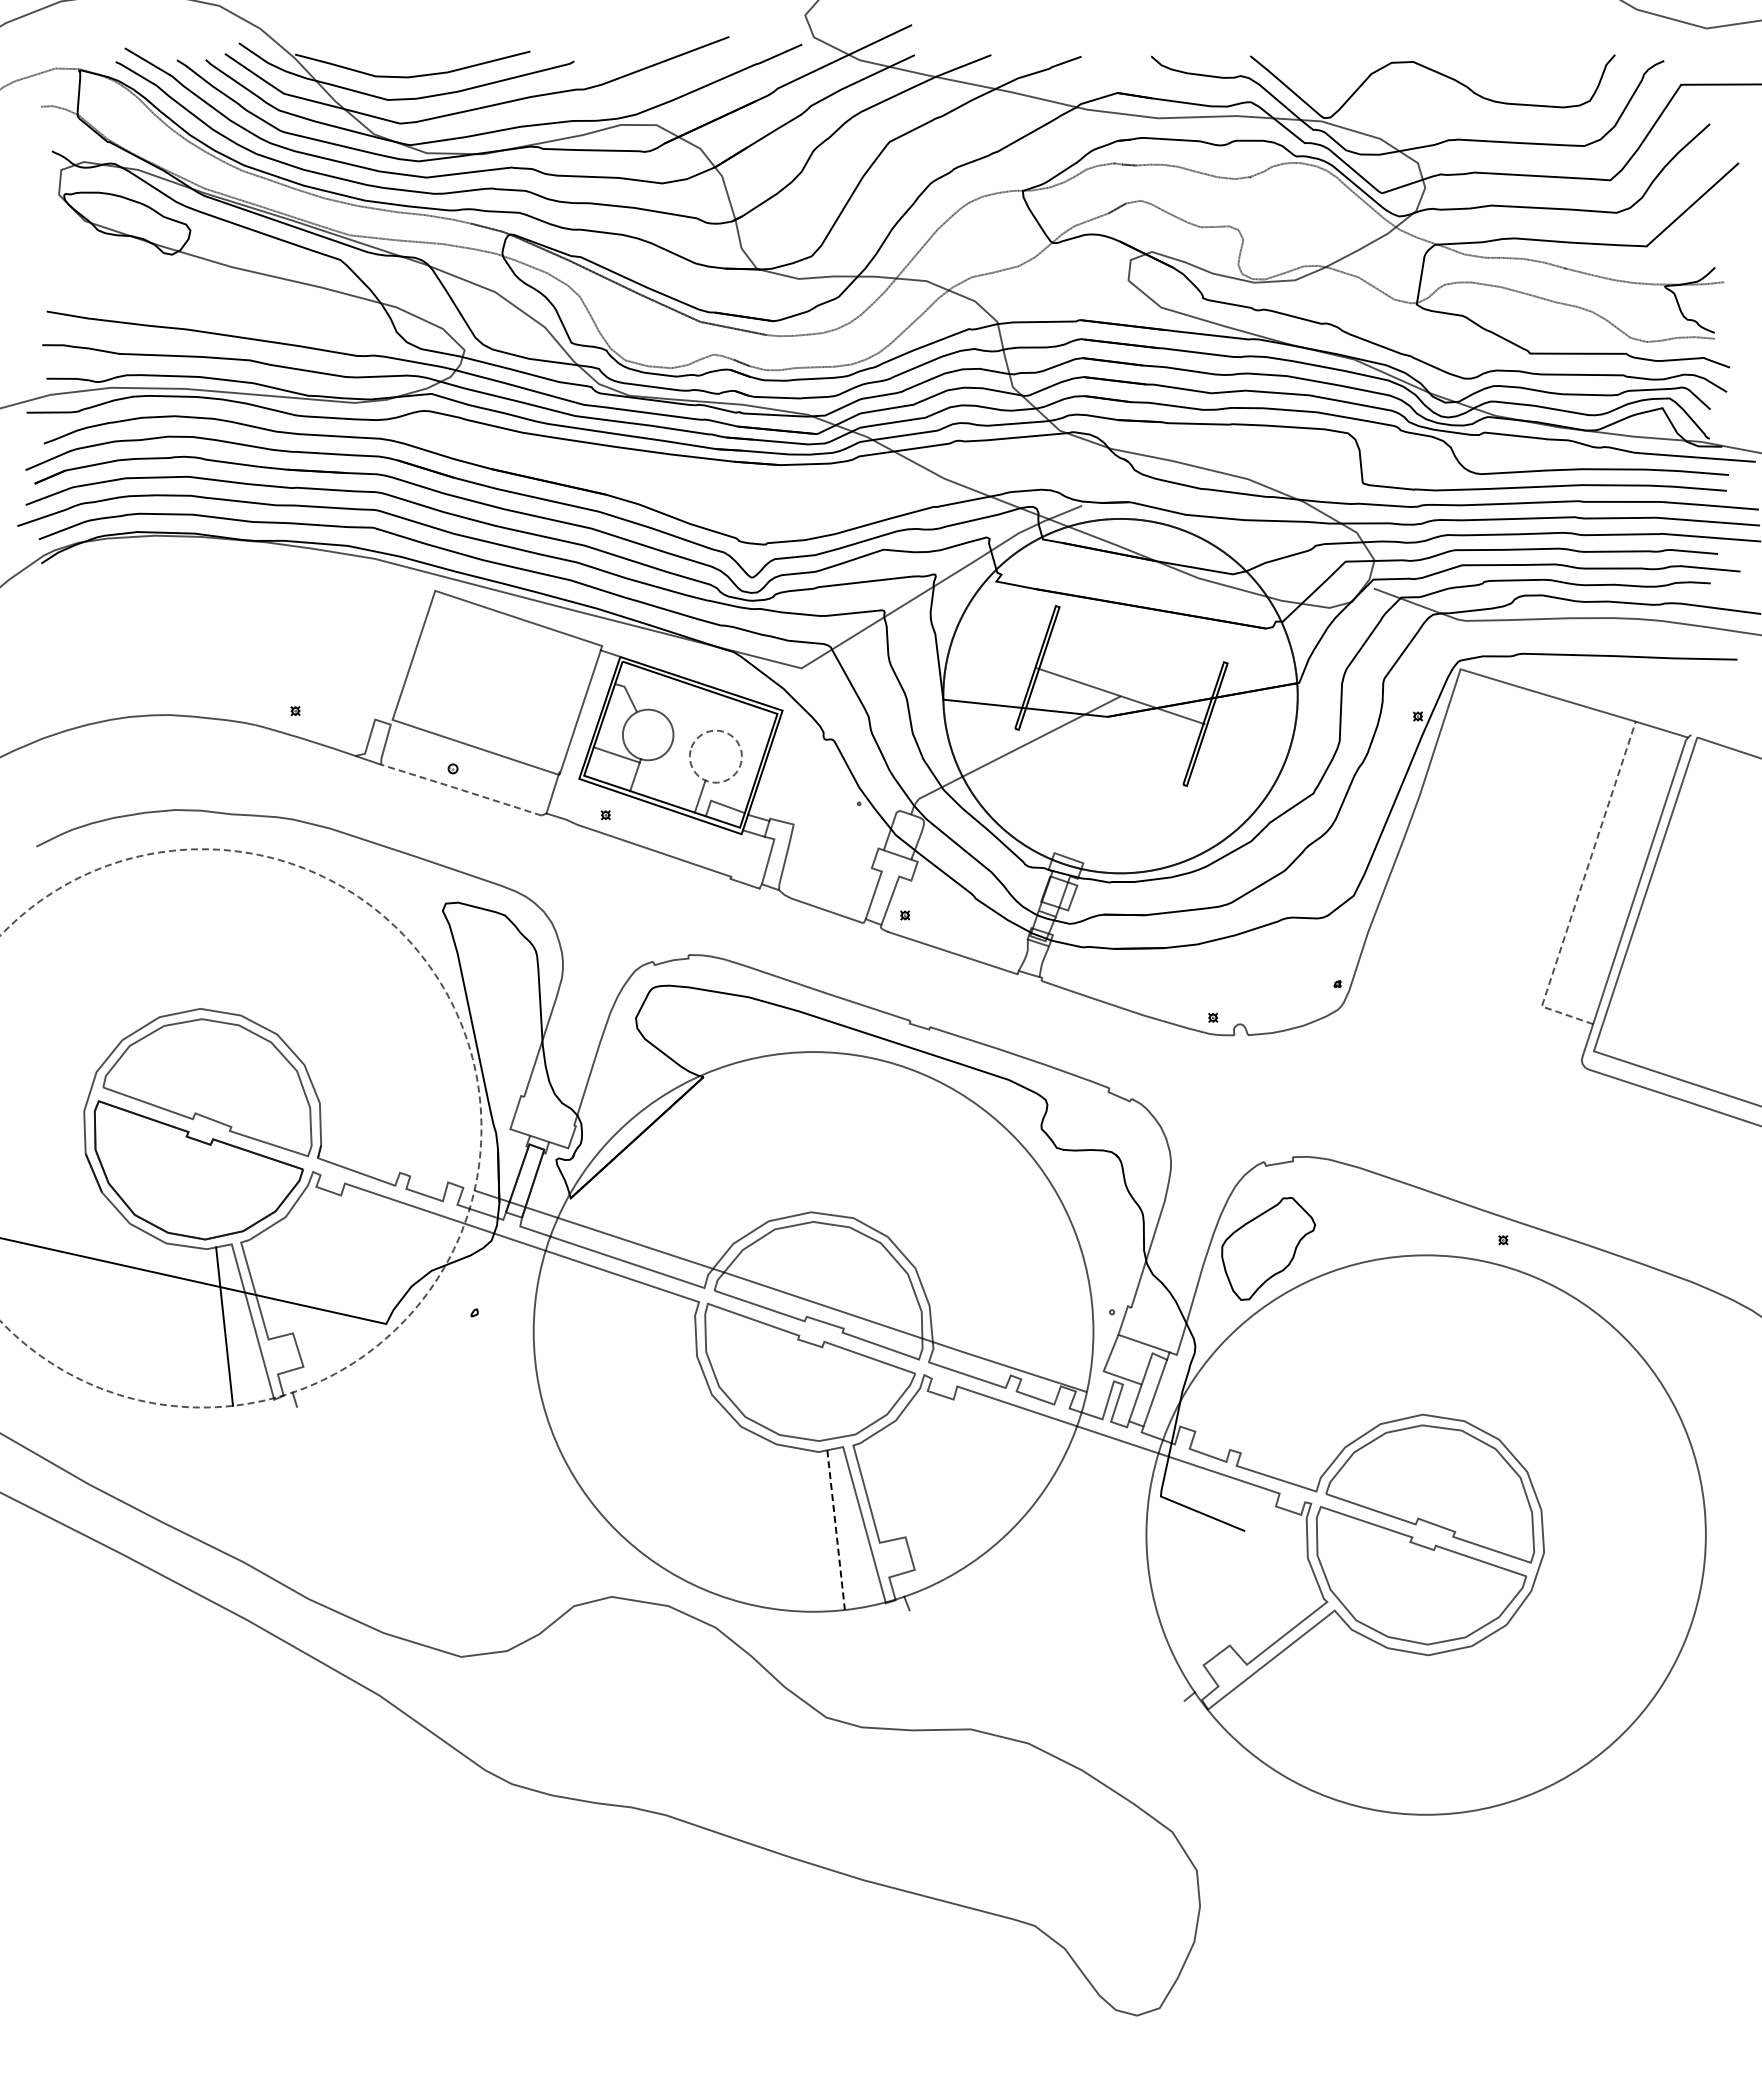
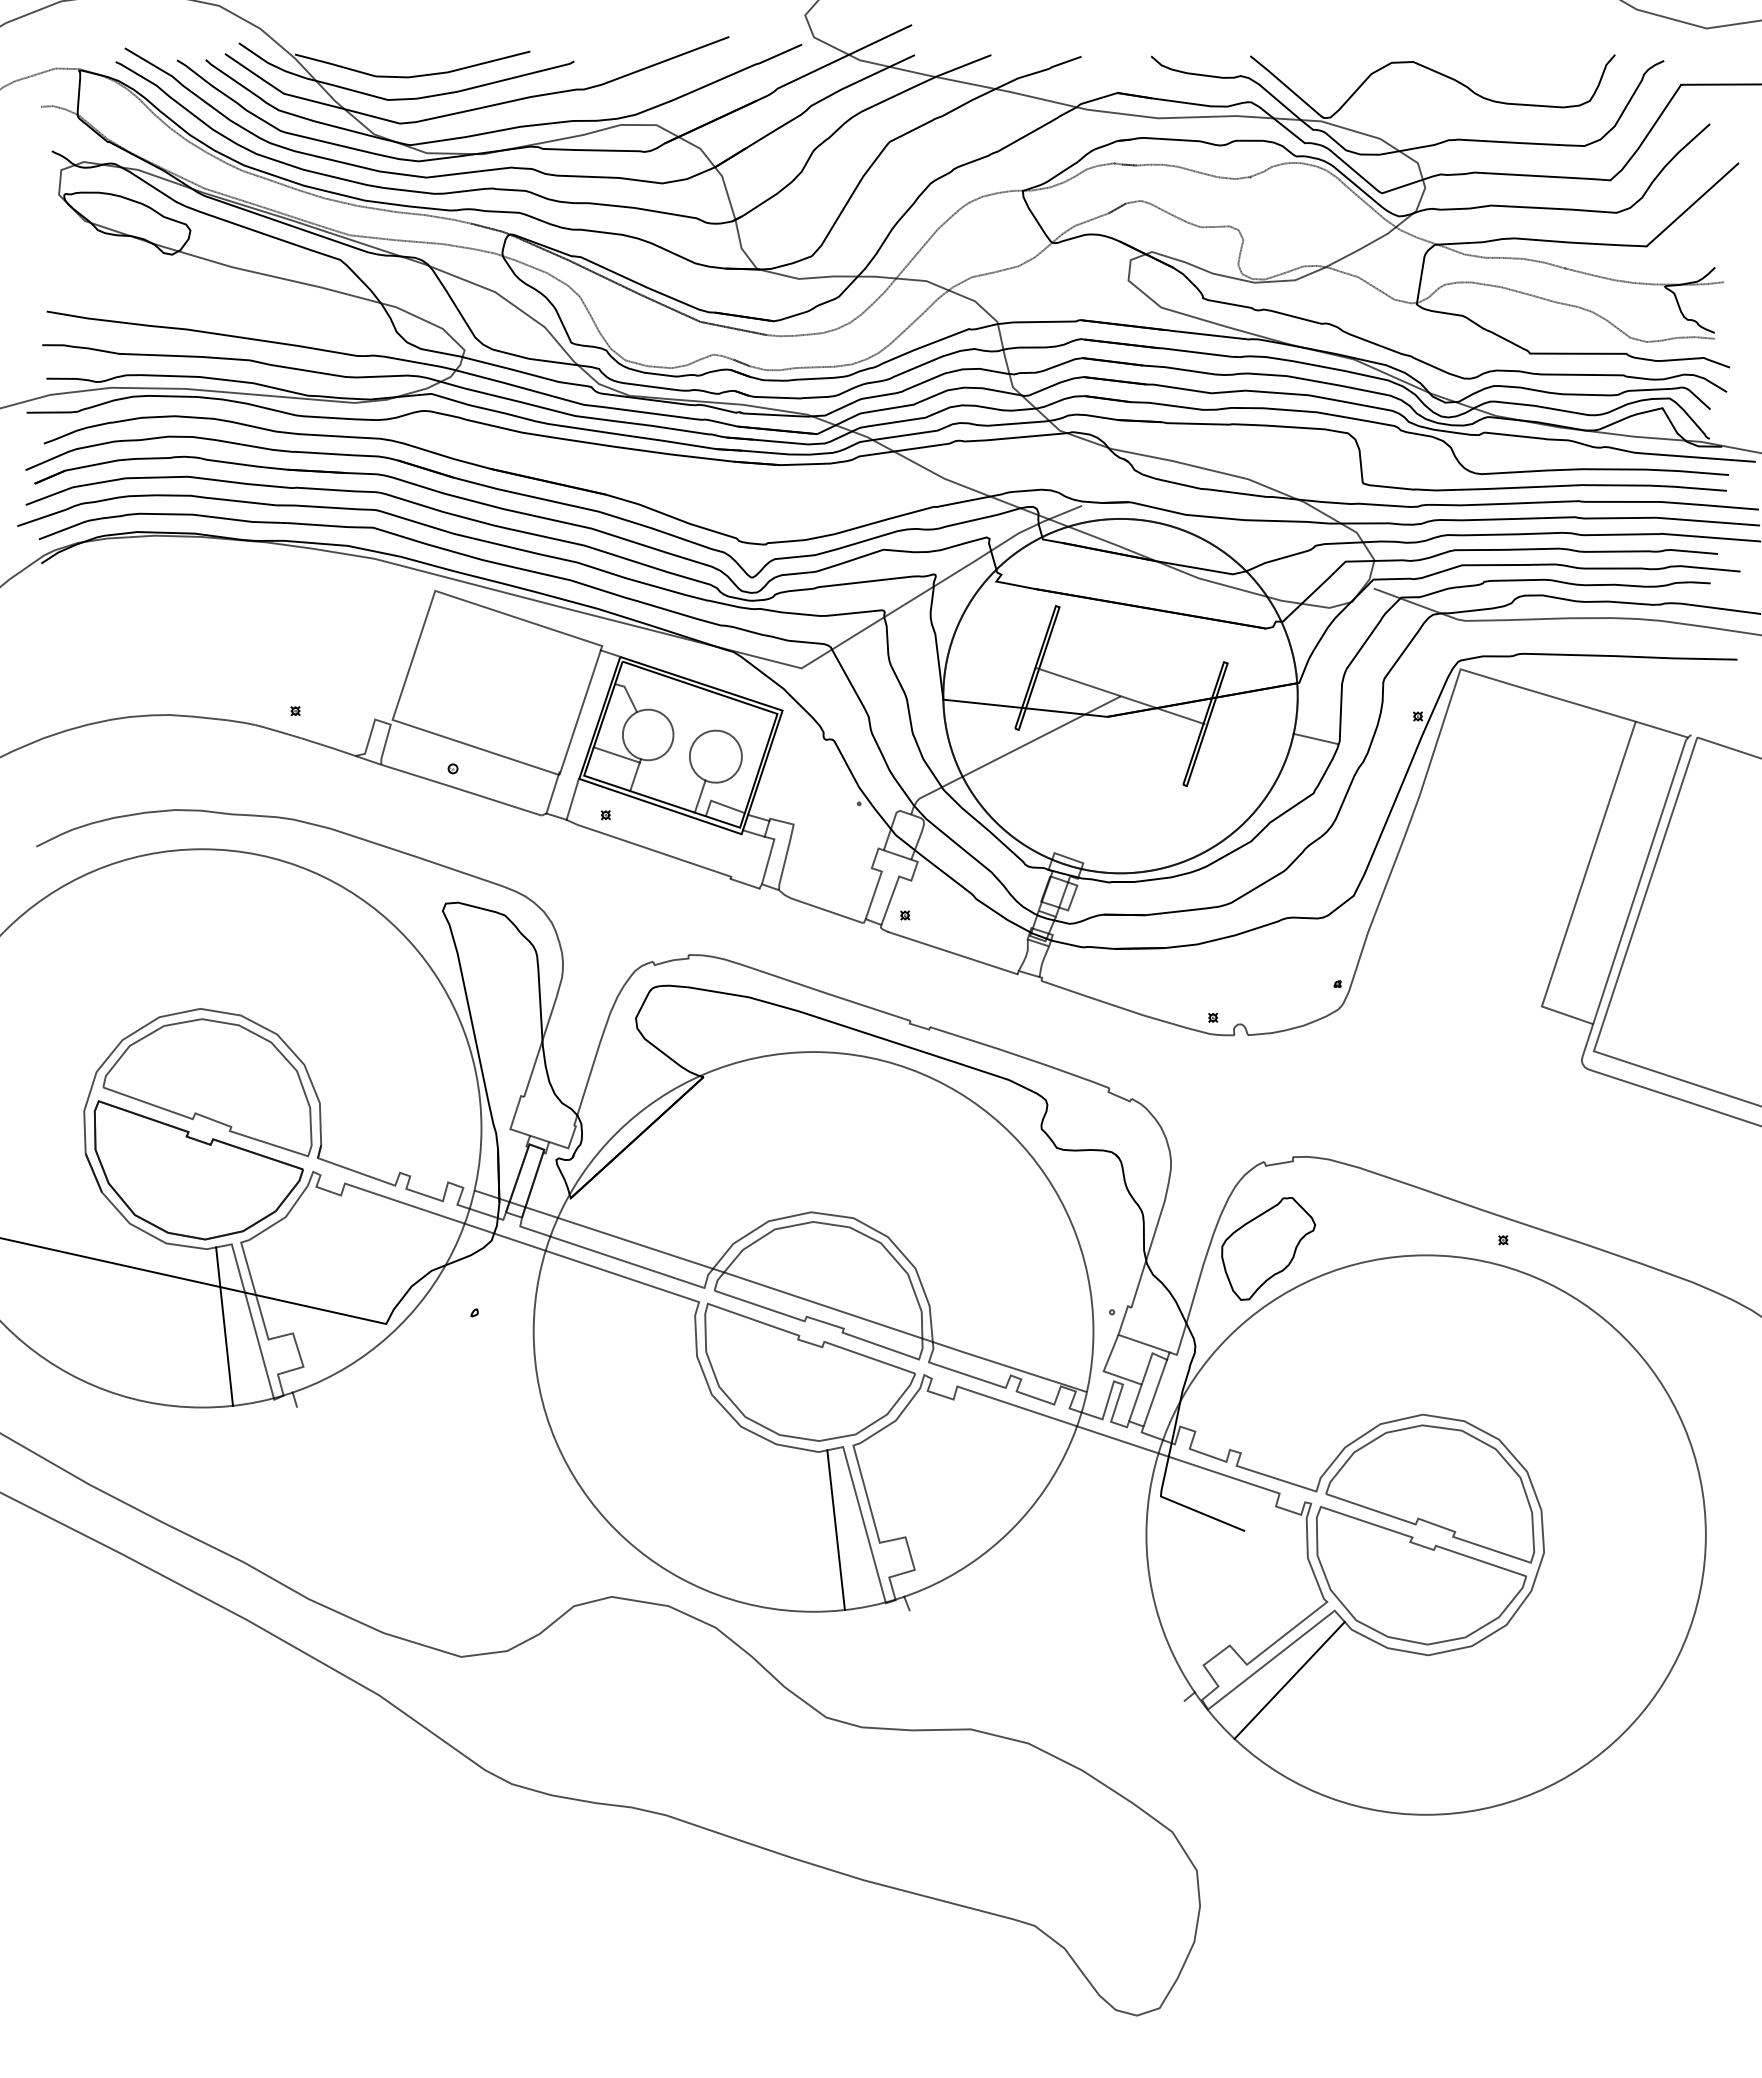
line: none -> present (1315, 738)
circle: dashed -> solid (715, 756)
line: dashed -> solid (461, 789)
line: none -> present (572, 798)
line: dashed -> solid (1580, 890)
circle: dashed -> solid (240, 1128)
line: dashed -> solid (836, 1530)
line: none -> present (1289, 1679)
